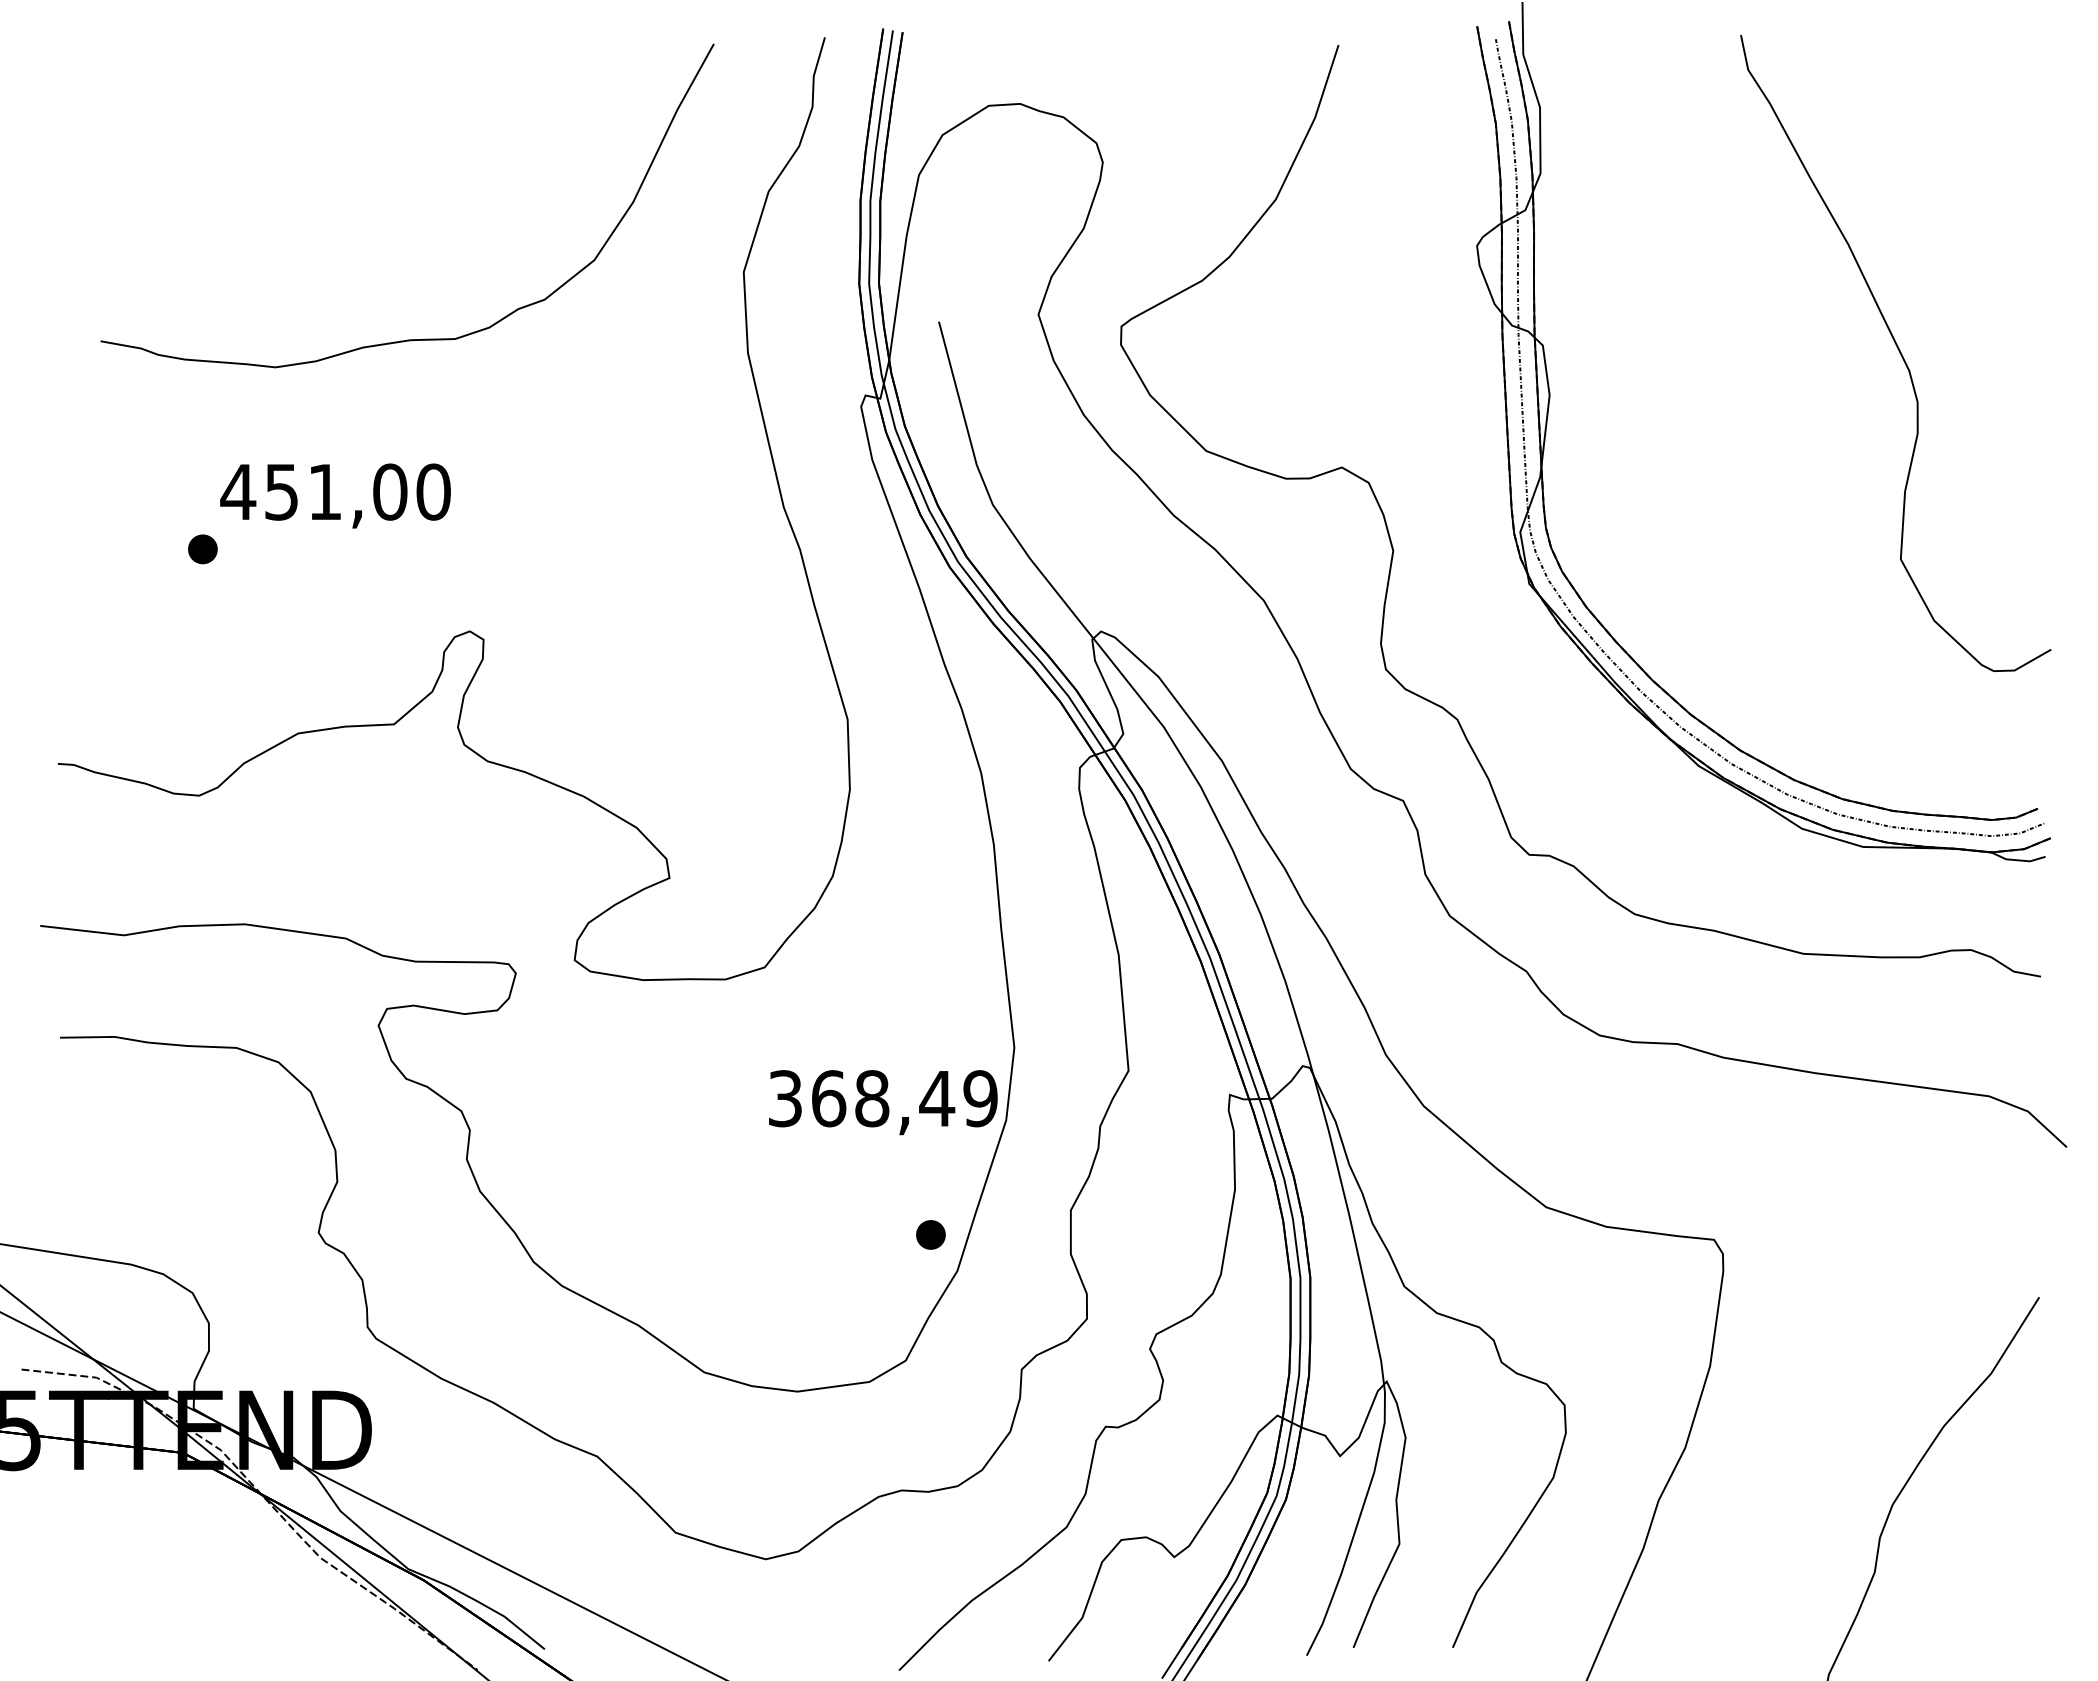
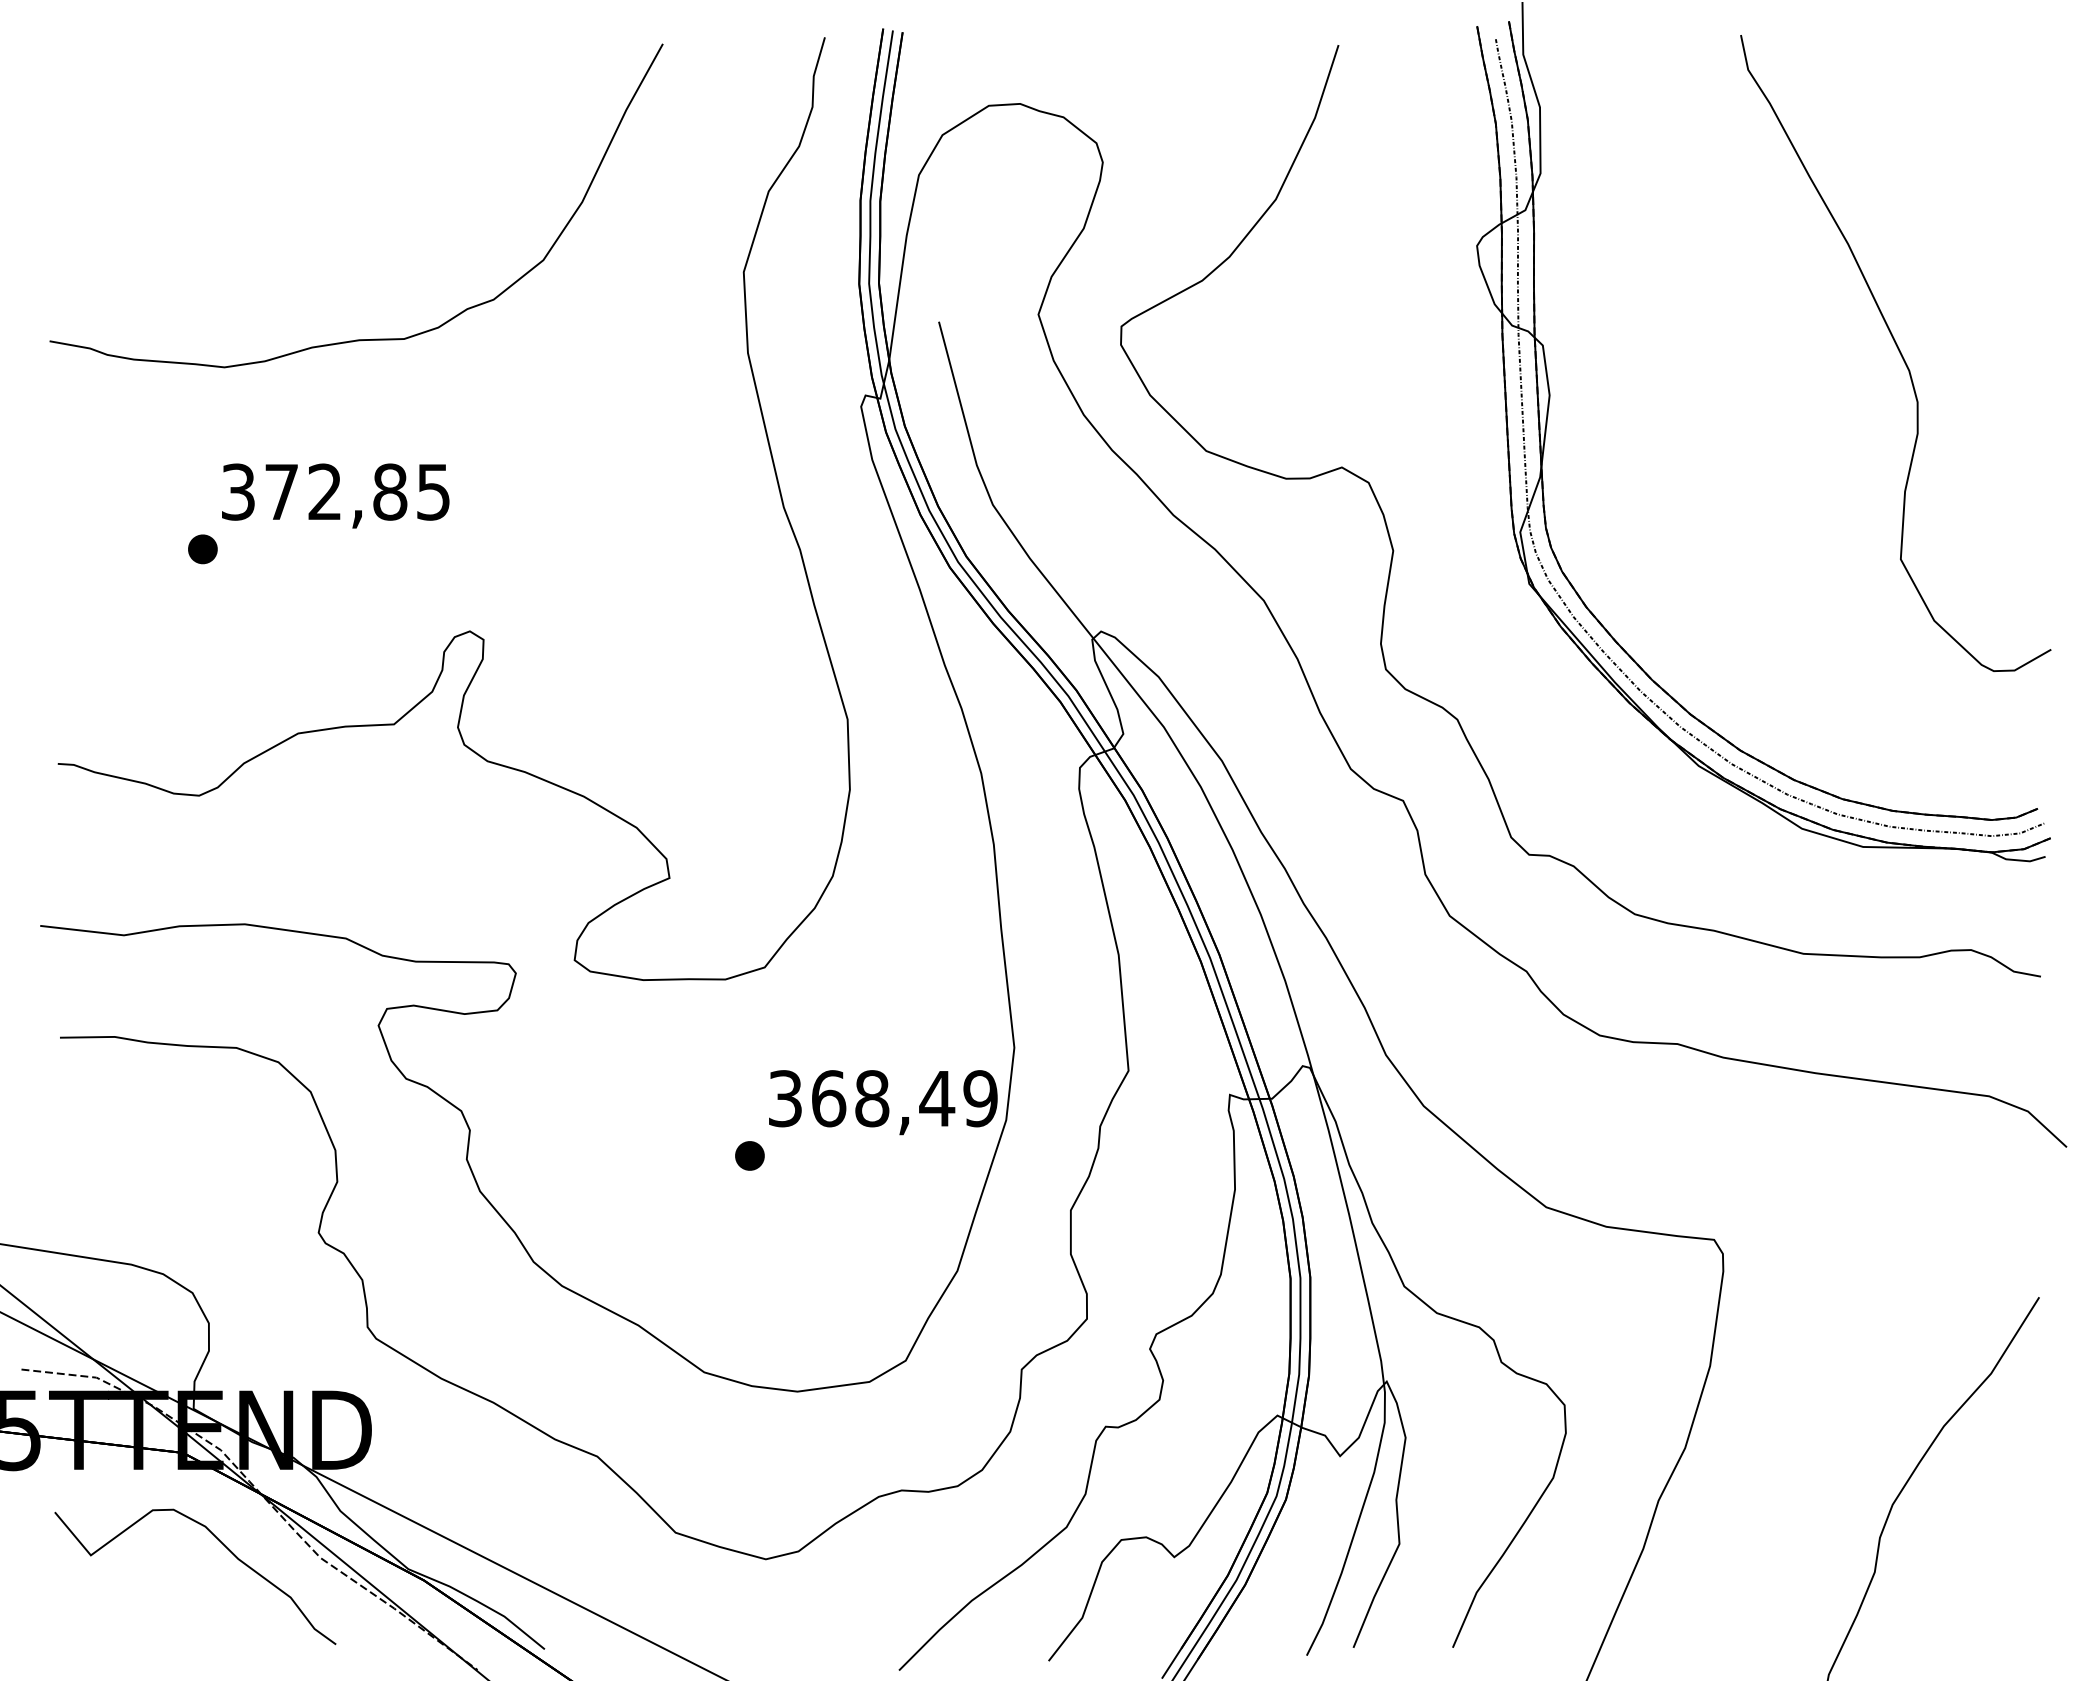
curve position: (407, 339) -> (356, 339) (356, 339)
text: 451,00 -> 372,85 (335, 491)
part position: (930, 1234) -> (749, 1155) (749, 1155)
curve: none -> present (224, 1546)
